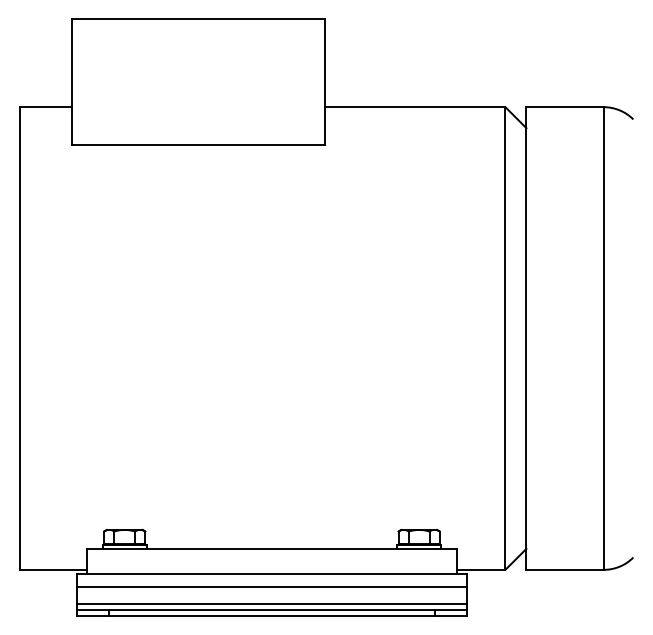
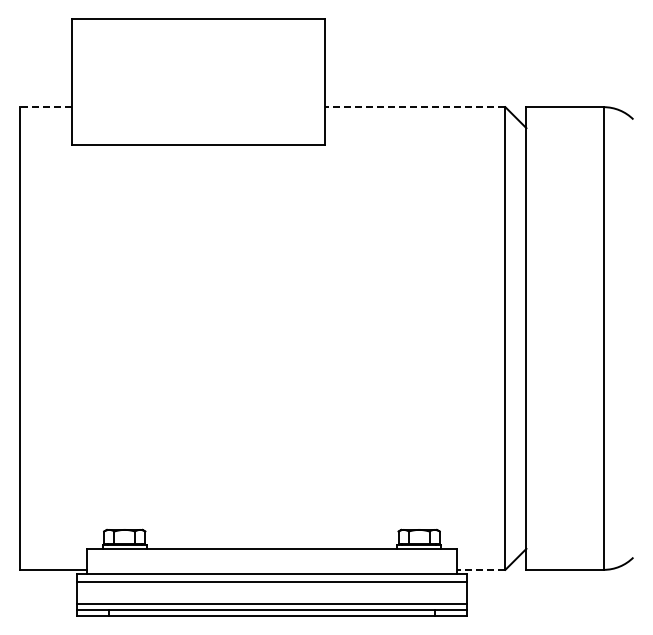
line: solid -> dashed (45, 107)
line: solid -> dashed (414, 107)
line: solid -> dashed (480, 569)
line position: (271, 586) -> (271, 581) (271, 581)
